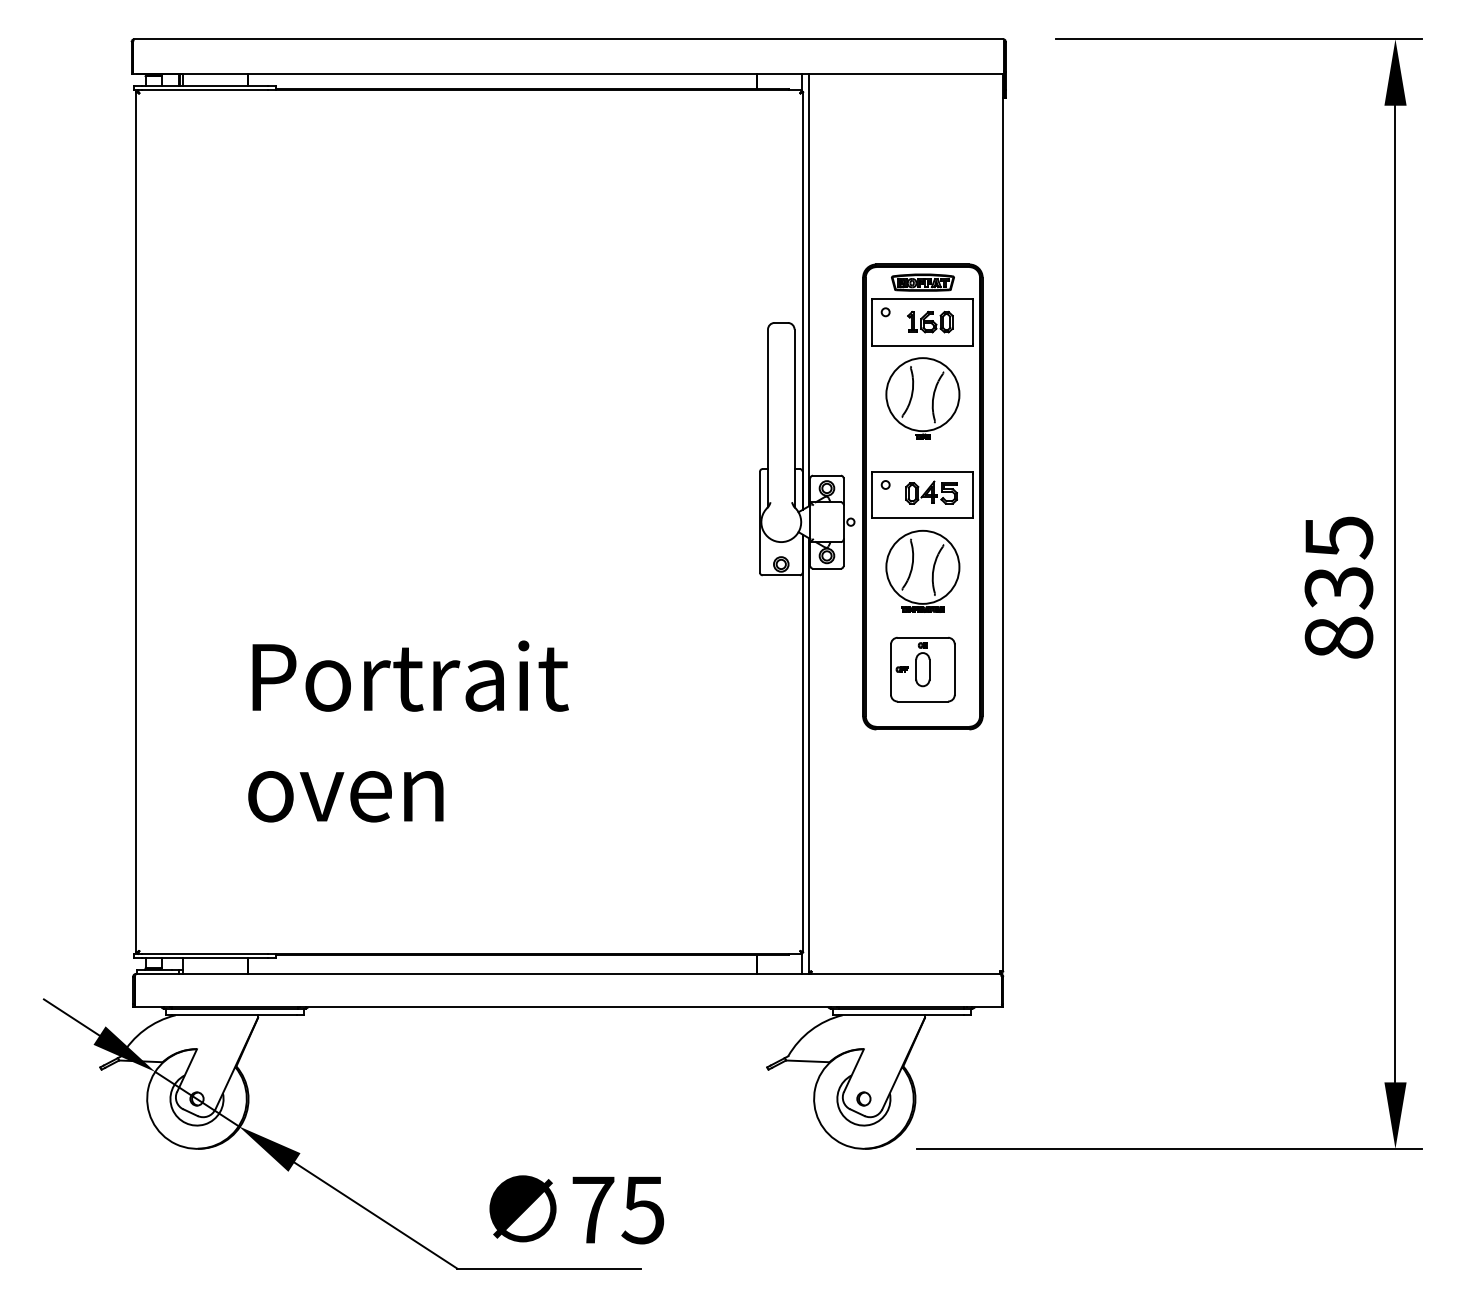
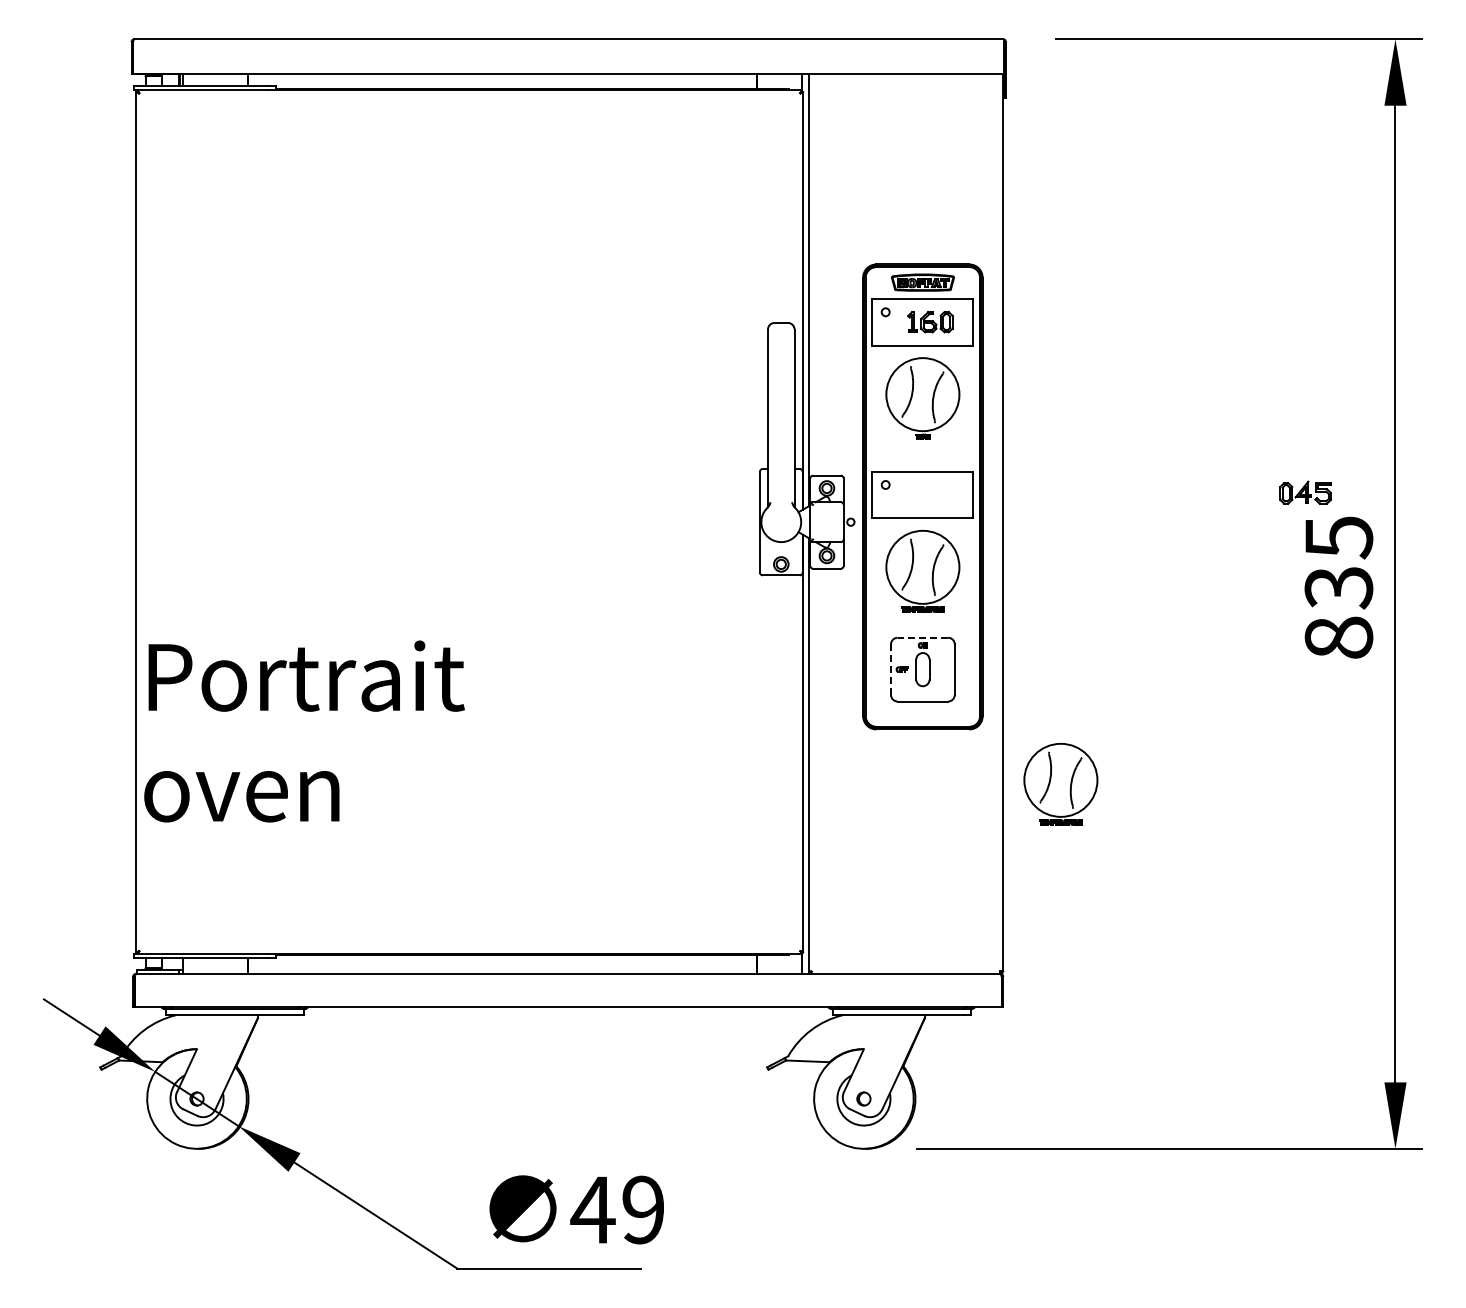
part position: (931, 492) -> (1305, 492) (1305, 492)
line: solid -> dashed (922, 637)
line: solid -> dashed (891, 670)
text position: (408, 731) -> (304, 731) (304, 731)
part: none -> present (1060, 784)
text: 75 -> 49 (617, 1209)
